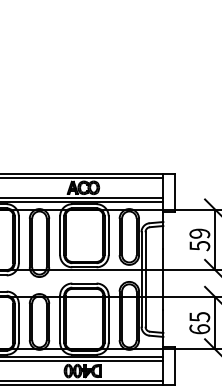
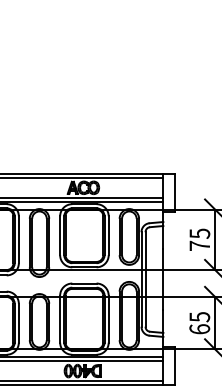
text: 59 -> 75 (199, 239)
